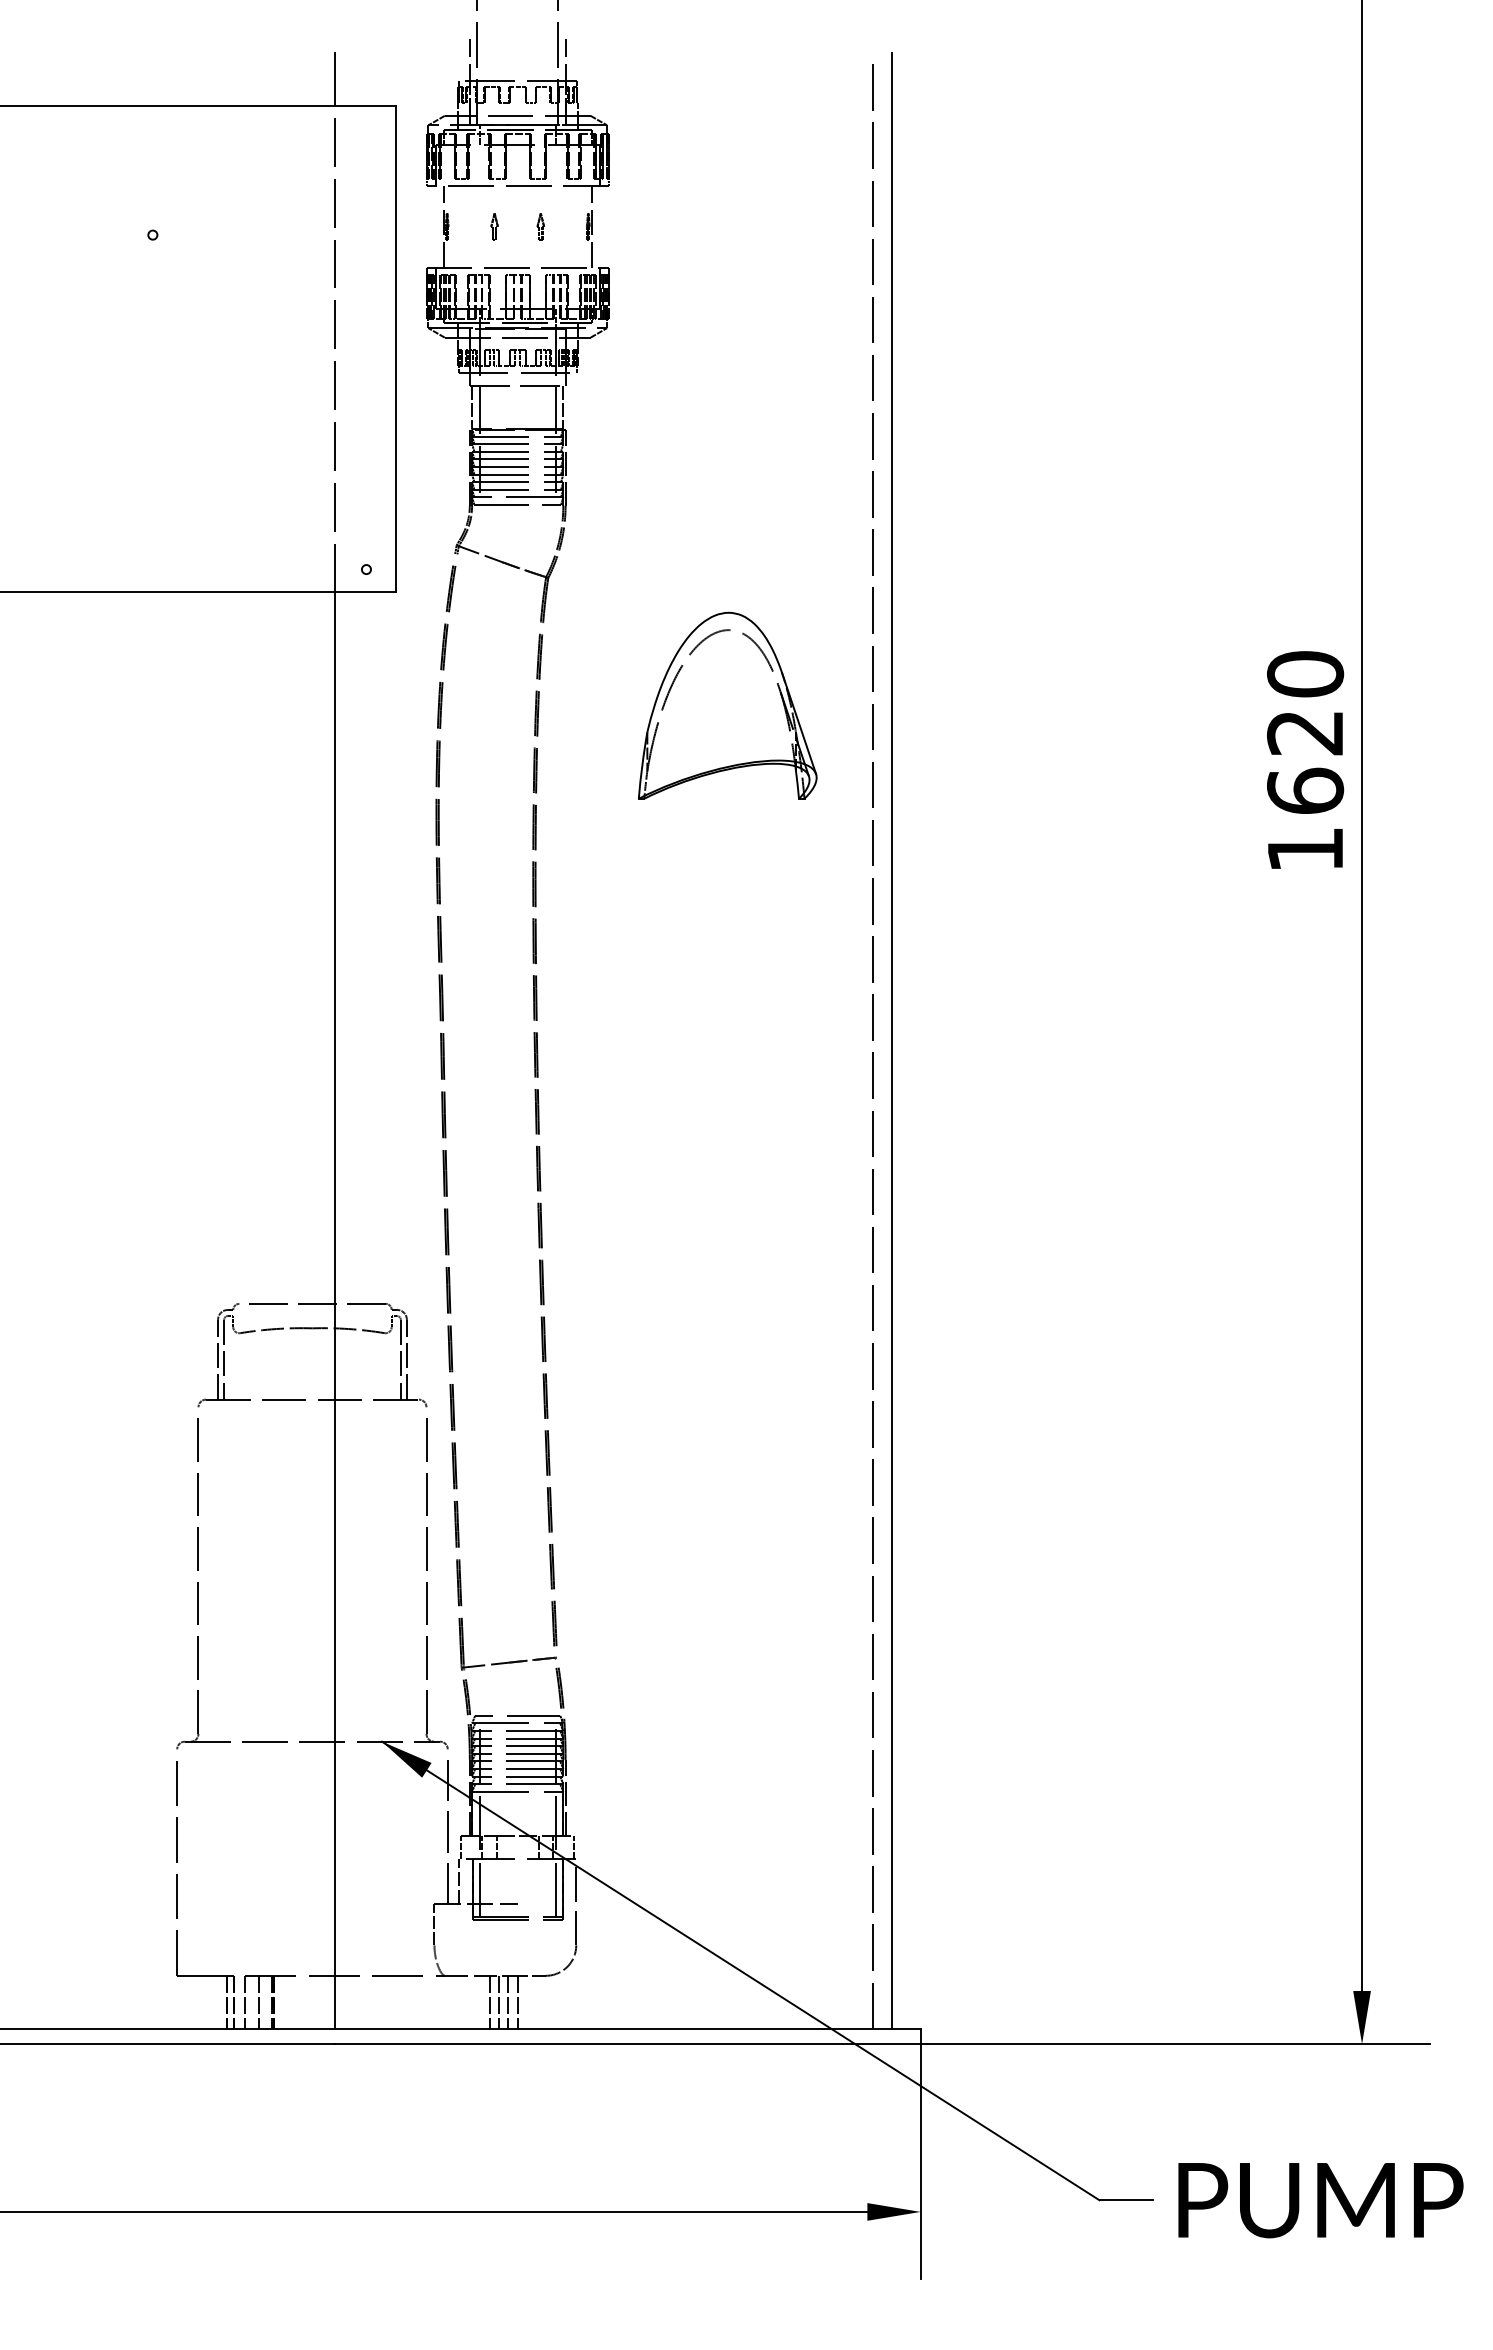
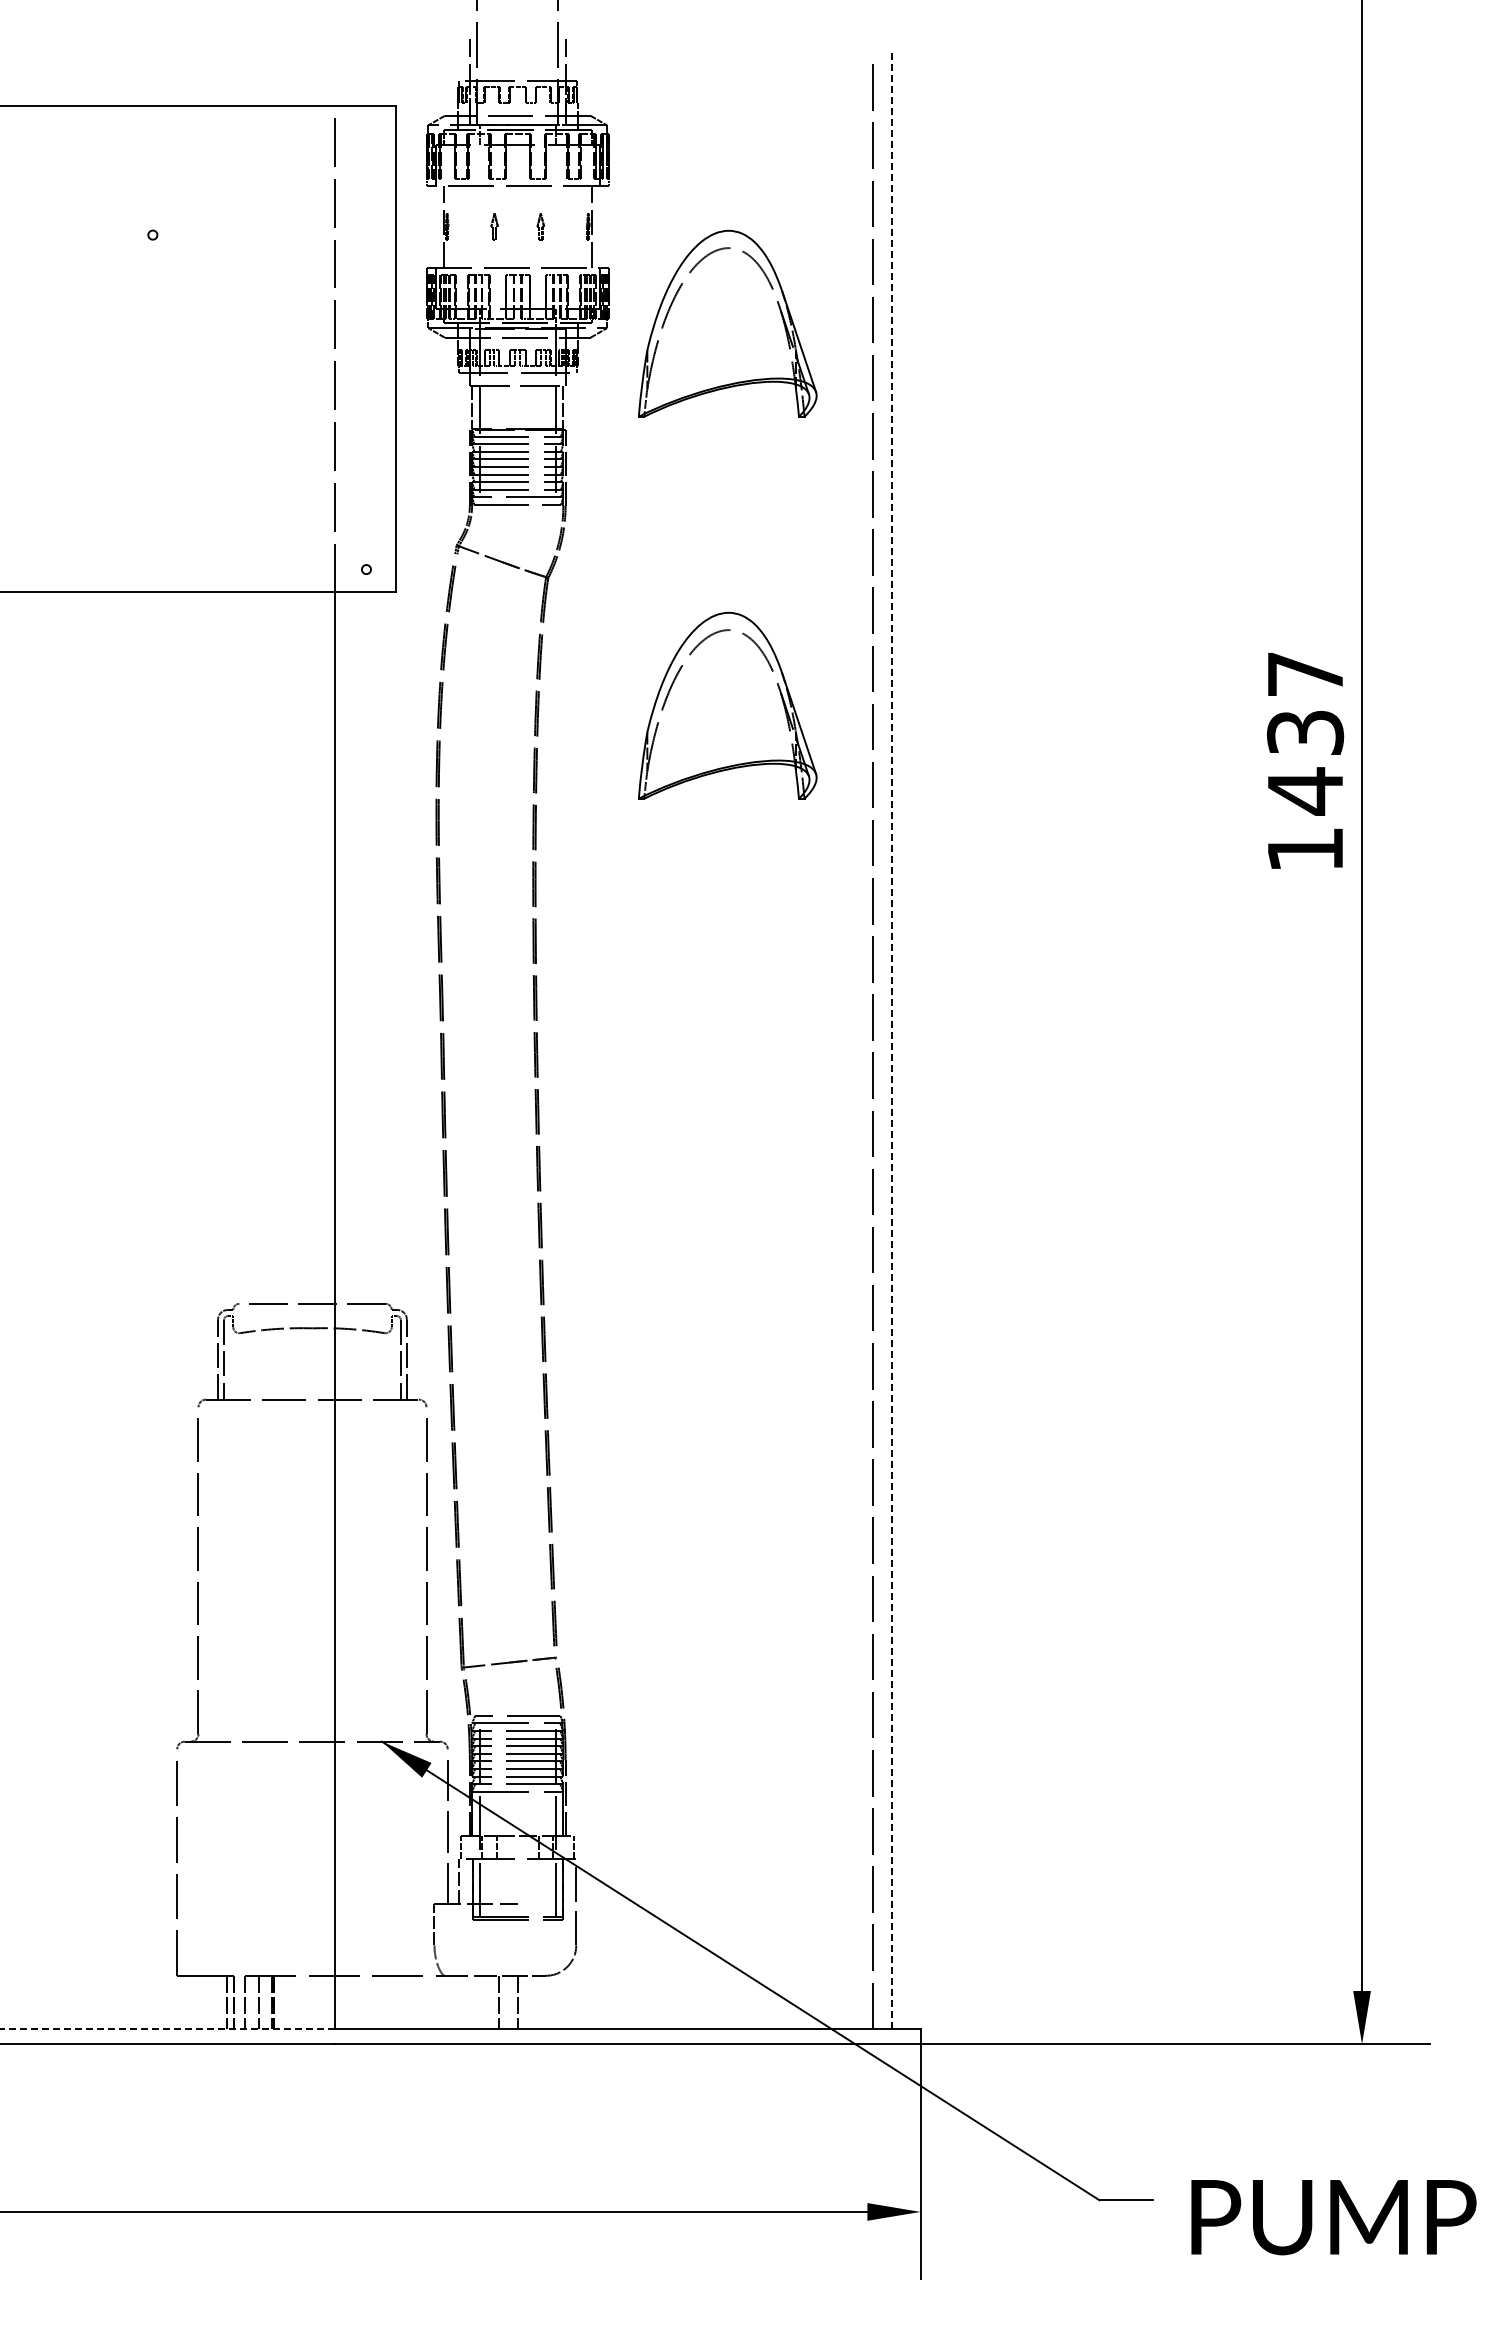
line: present -> none (335, 78)
part: none -> present (727, 323)
text: 1620 -> 1437 (1305, 733)
line: solid -> dashed (891, 1040)
line: present -> none (490, 2002)
line: present -> none (508, 2002)
line: solid -> dashed (167, 2029)
text position: (1320, 2200) -> (1333, 2217) (1333, 2217)
